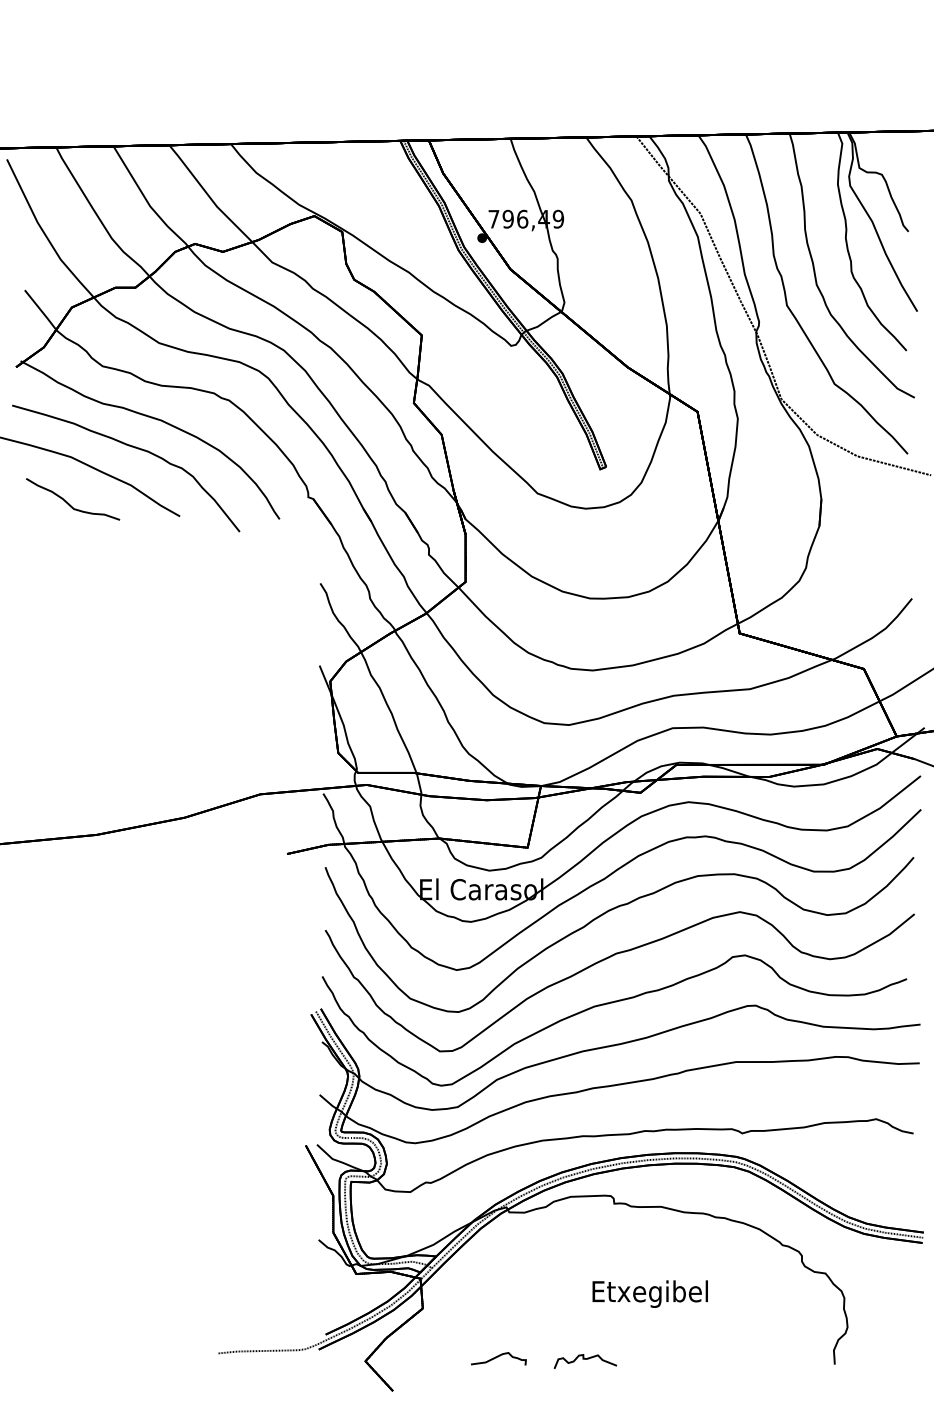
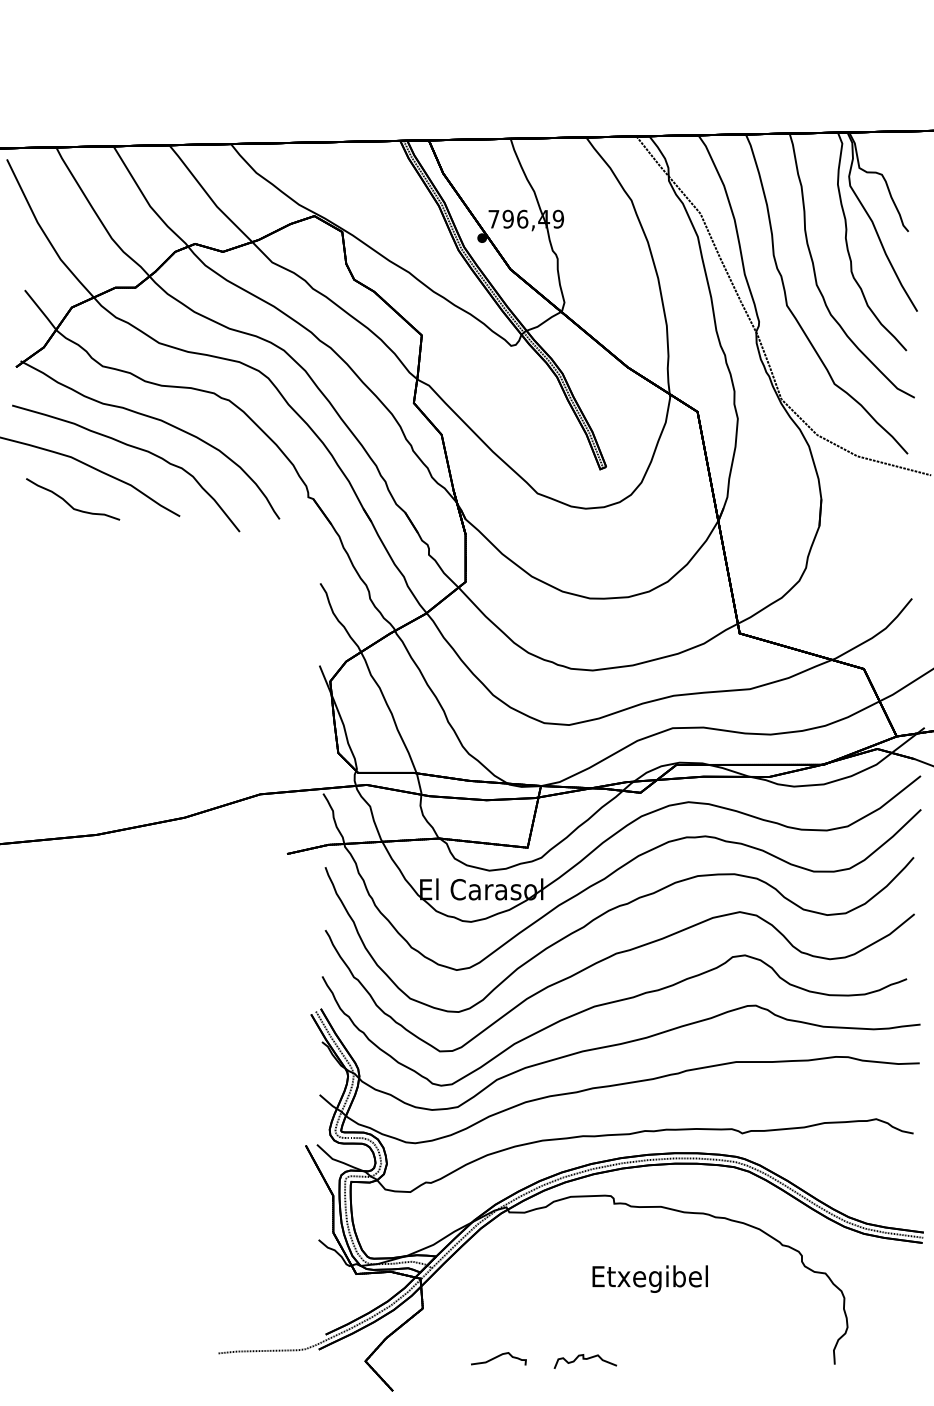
text position: (649, 1293) -> (649, 1278) (649, 1278)
